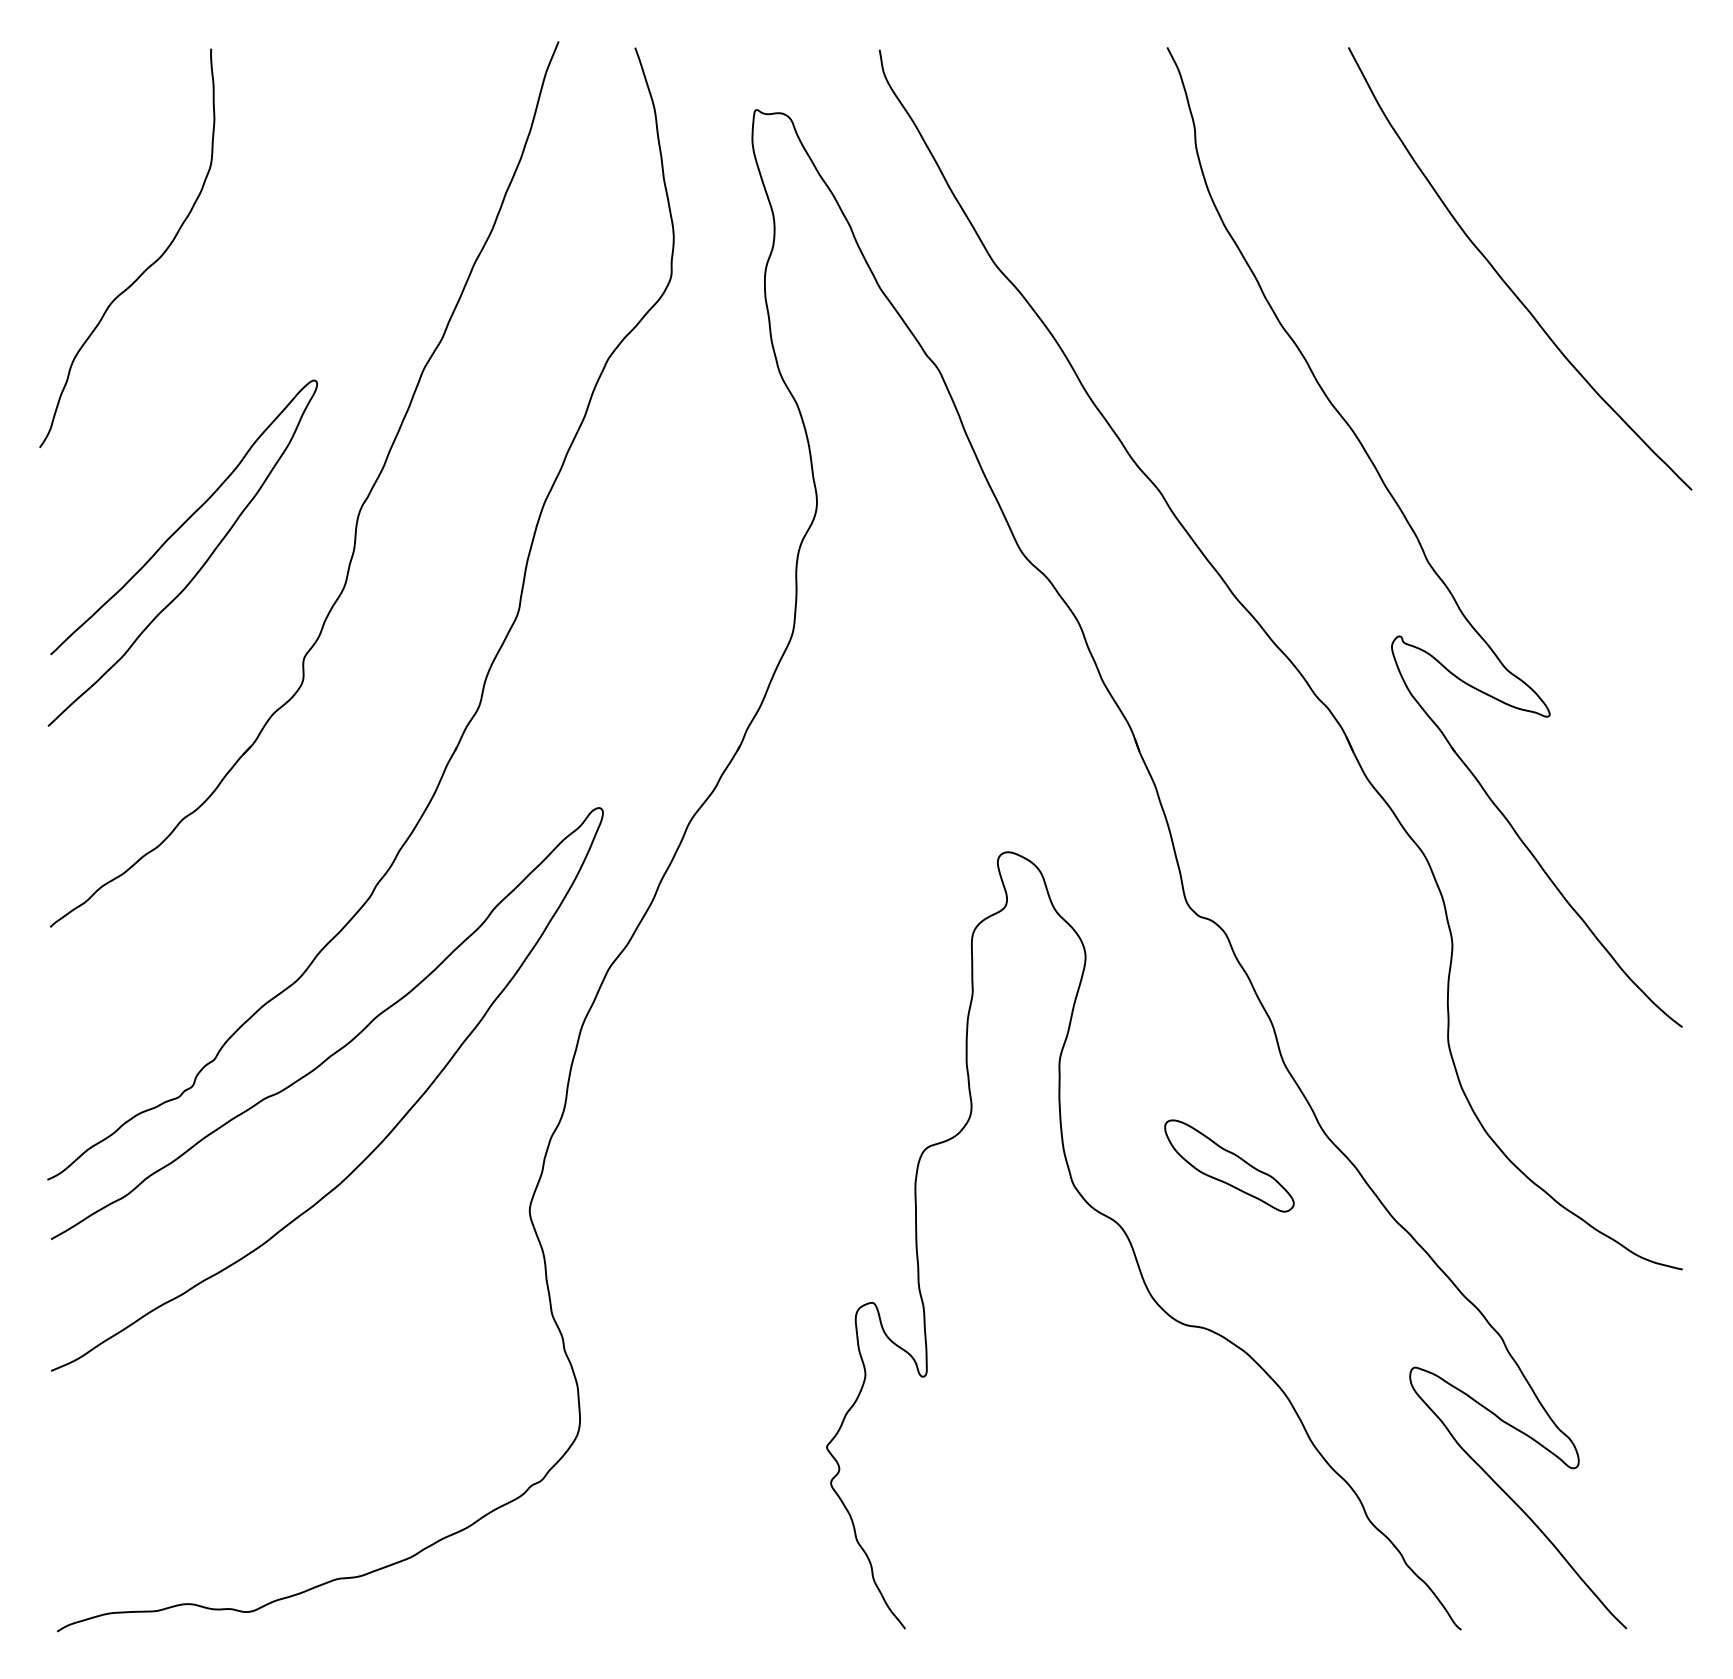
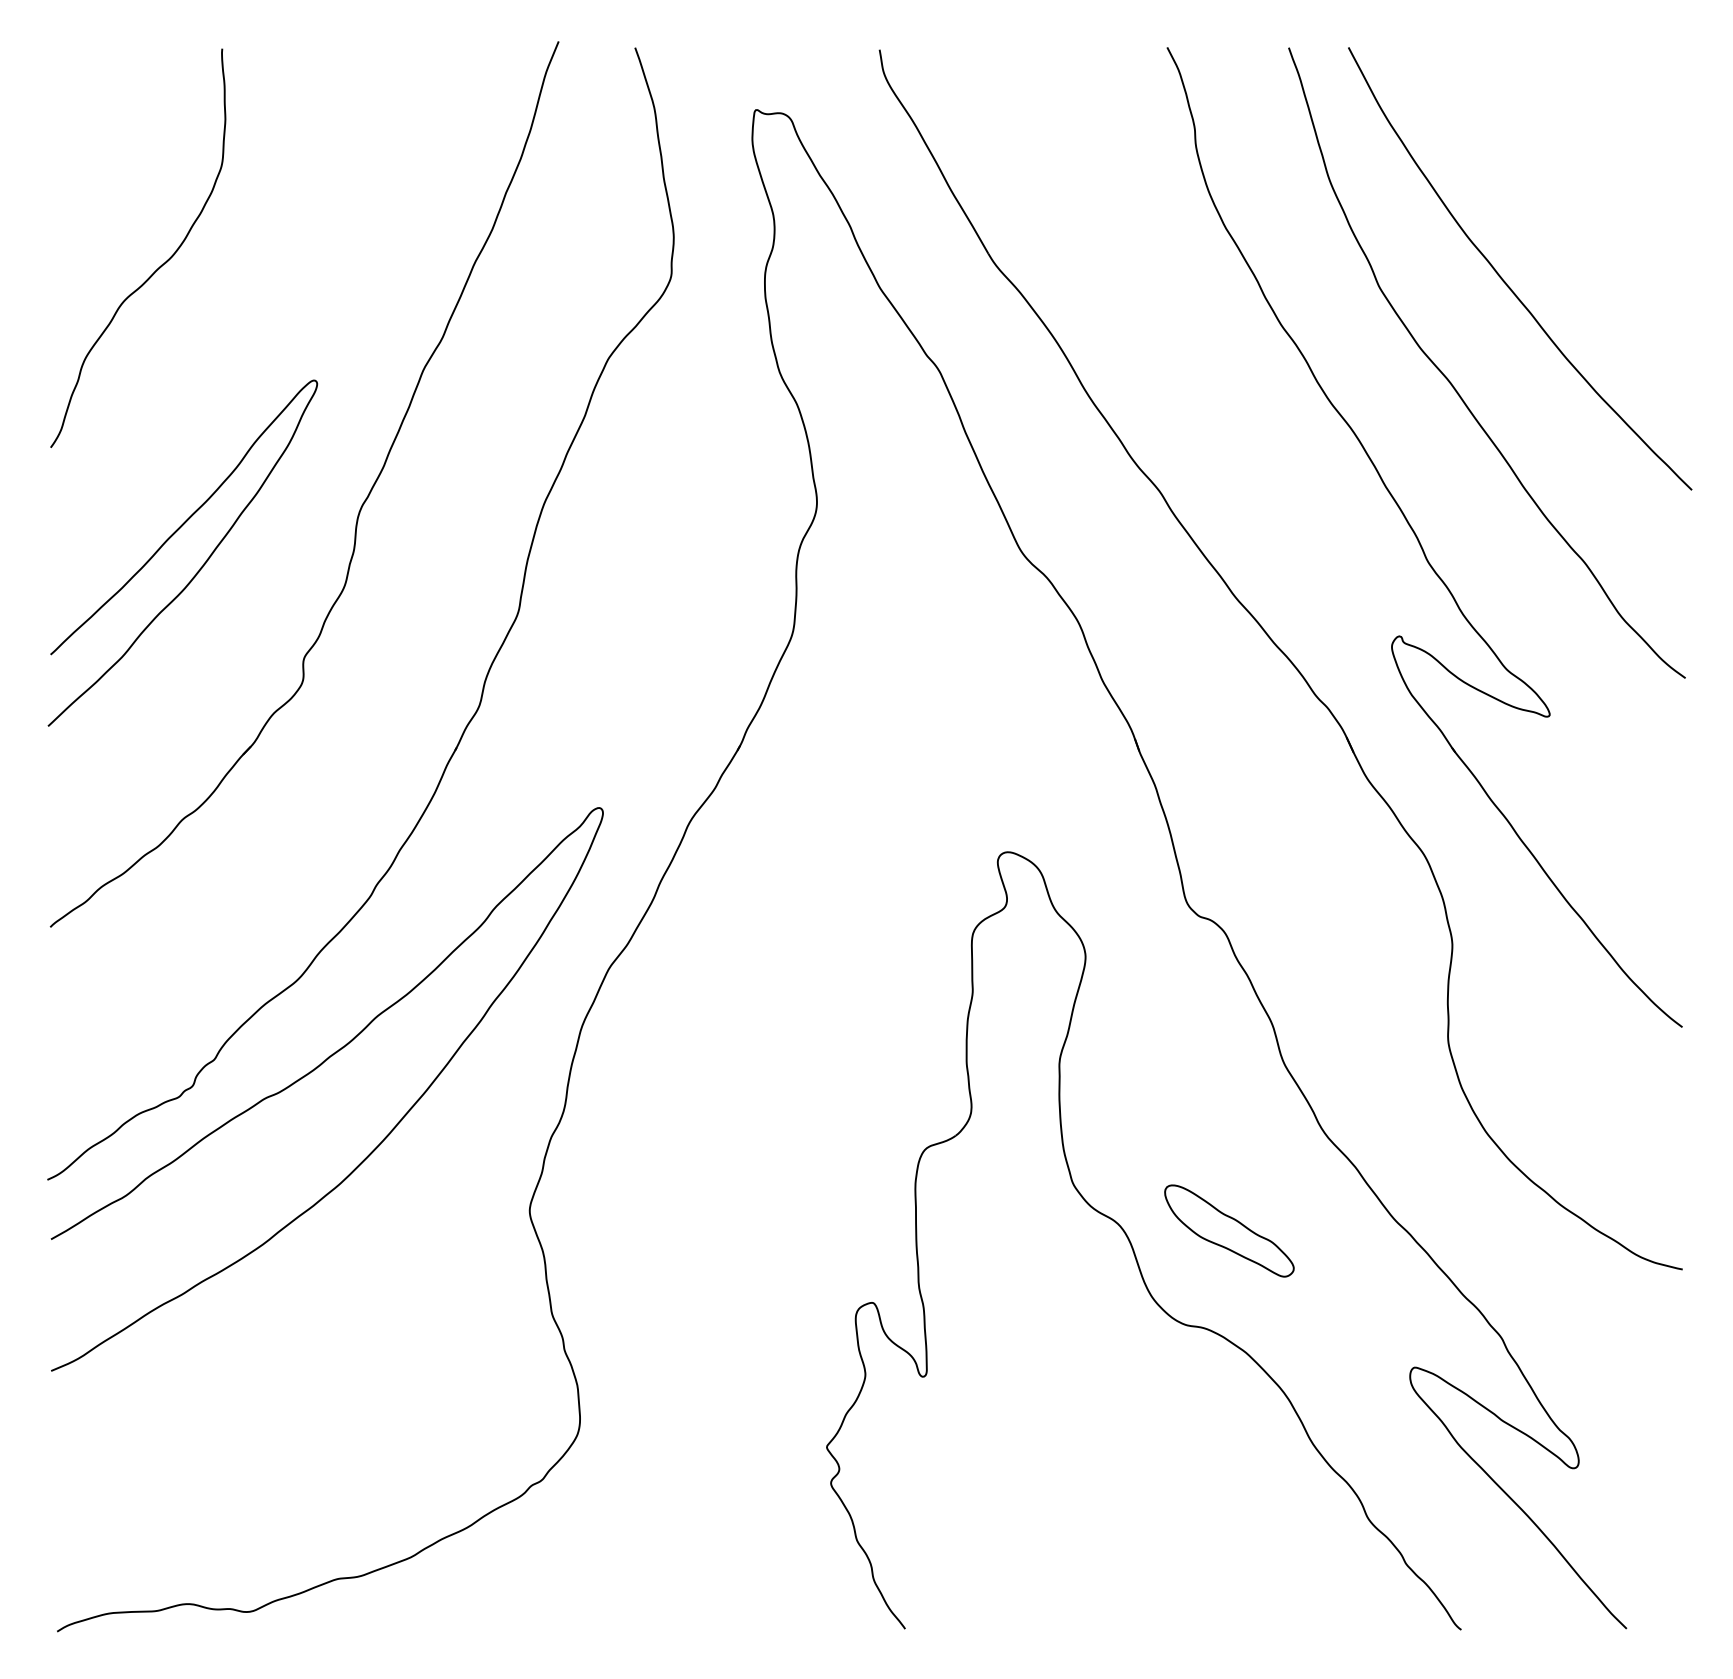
curve position: (147, 267) -> (158, 267) (158, 267)
curve: none -> present (1454, 386)
part position: (1229, 1165) -> (1229, 1230) (1229, 1230)
